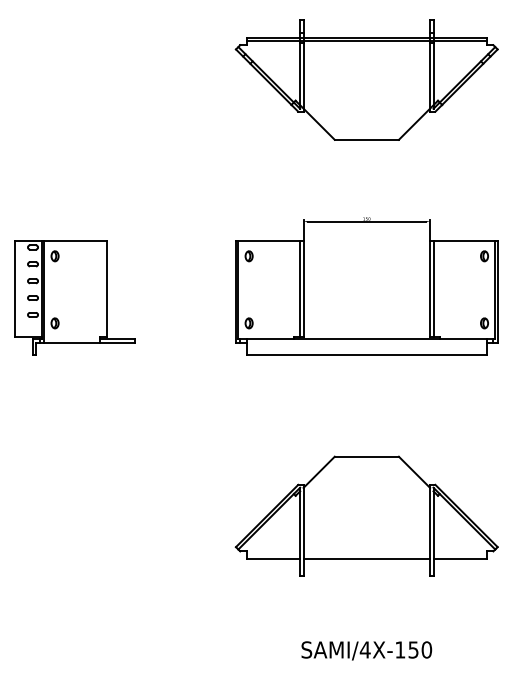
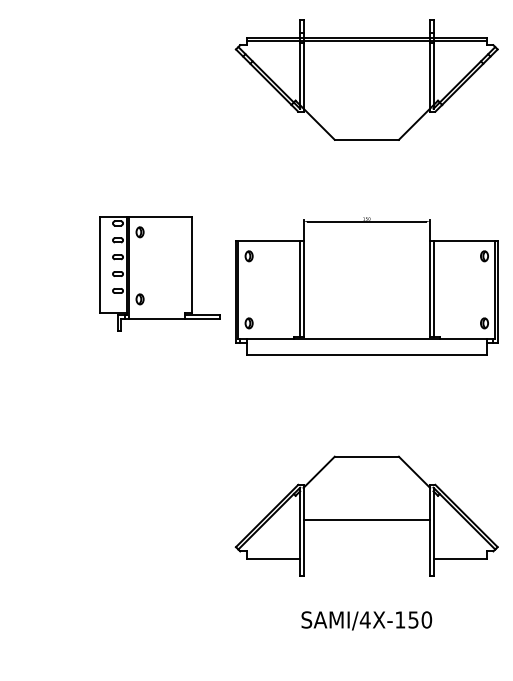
part position: (74, 297) -> (159, 273) (159, 273)
line position: (366, 558) -> (366, 519) (366, 519)
text position: (366, 650) -> (366, 620) (366, 620)
